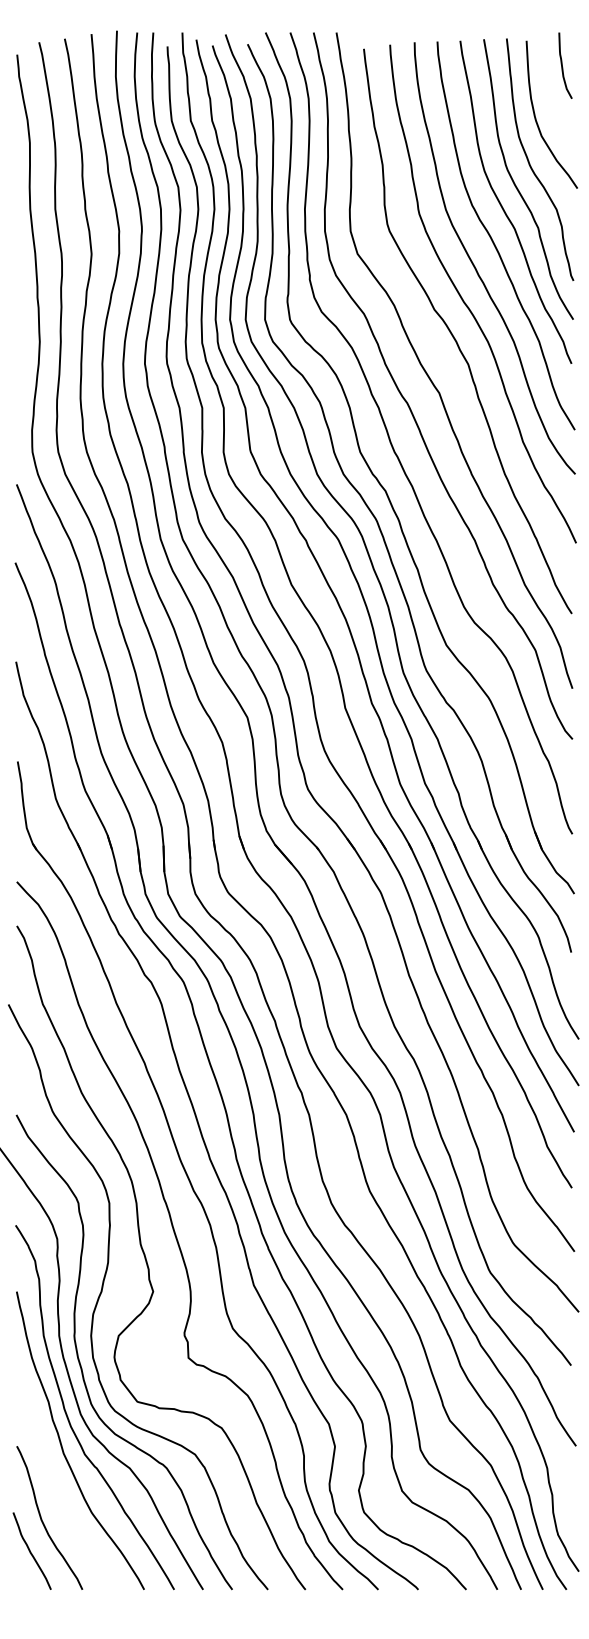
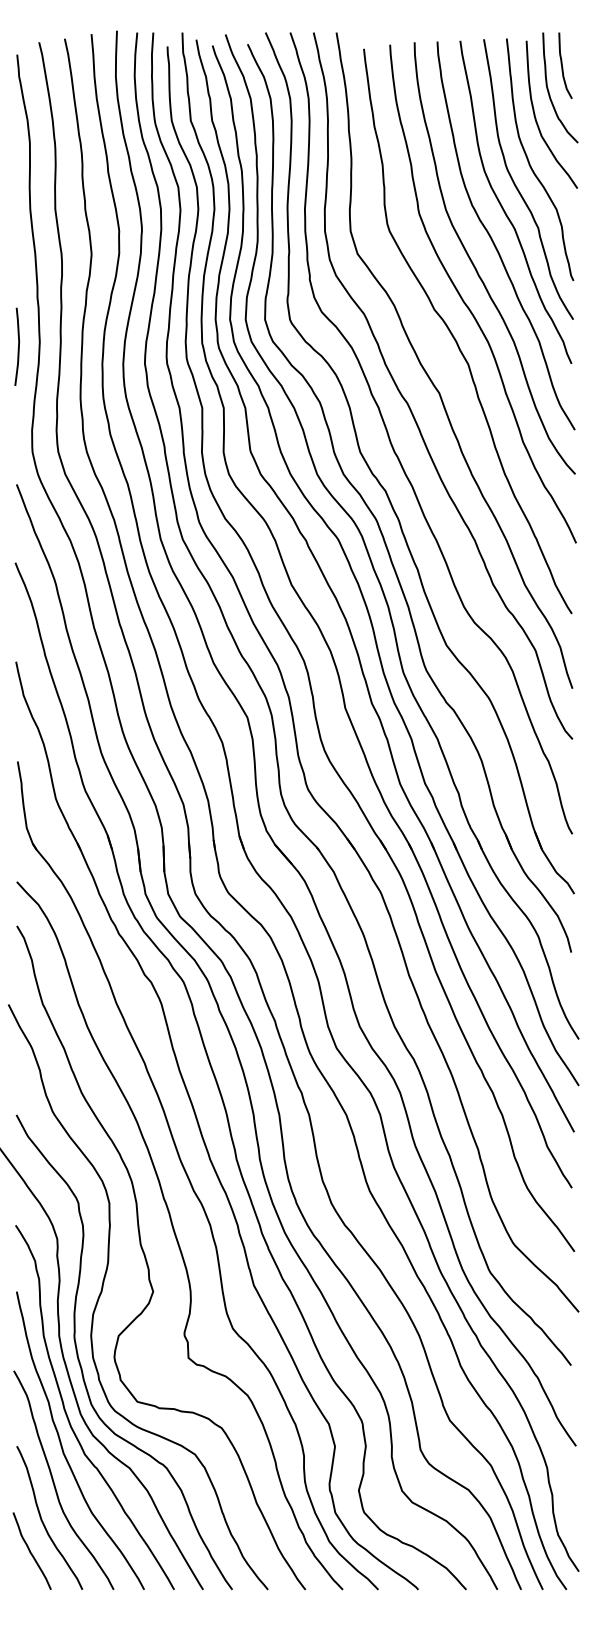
curve: none -> present (549, 91)
line: none -> present (18, 346)
curve: none -> present (54, 1481)
